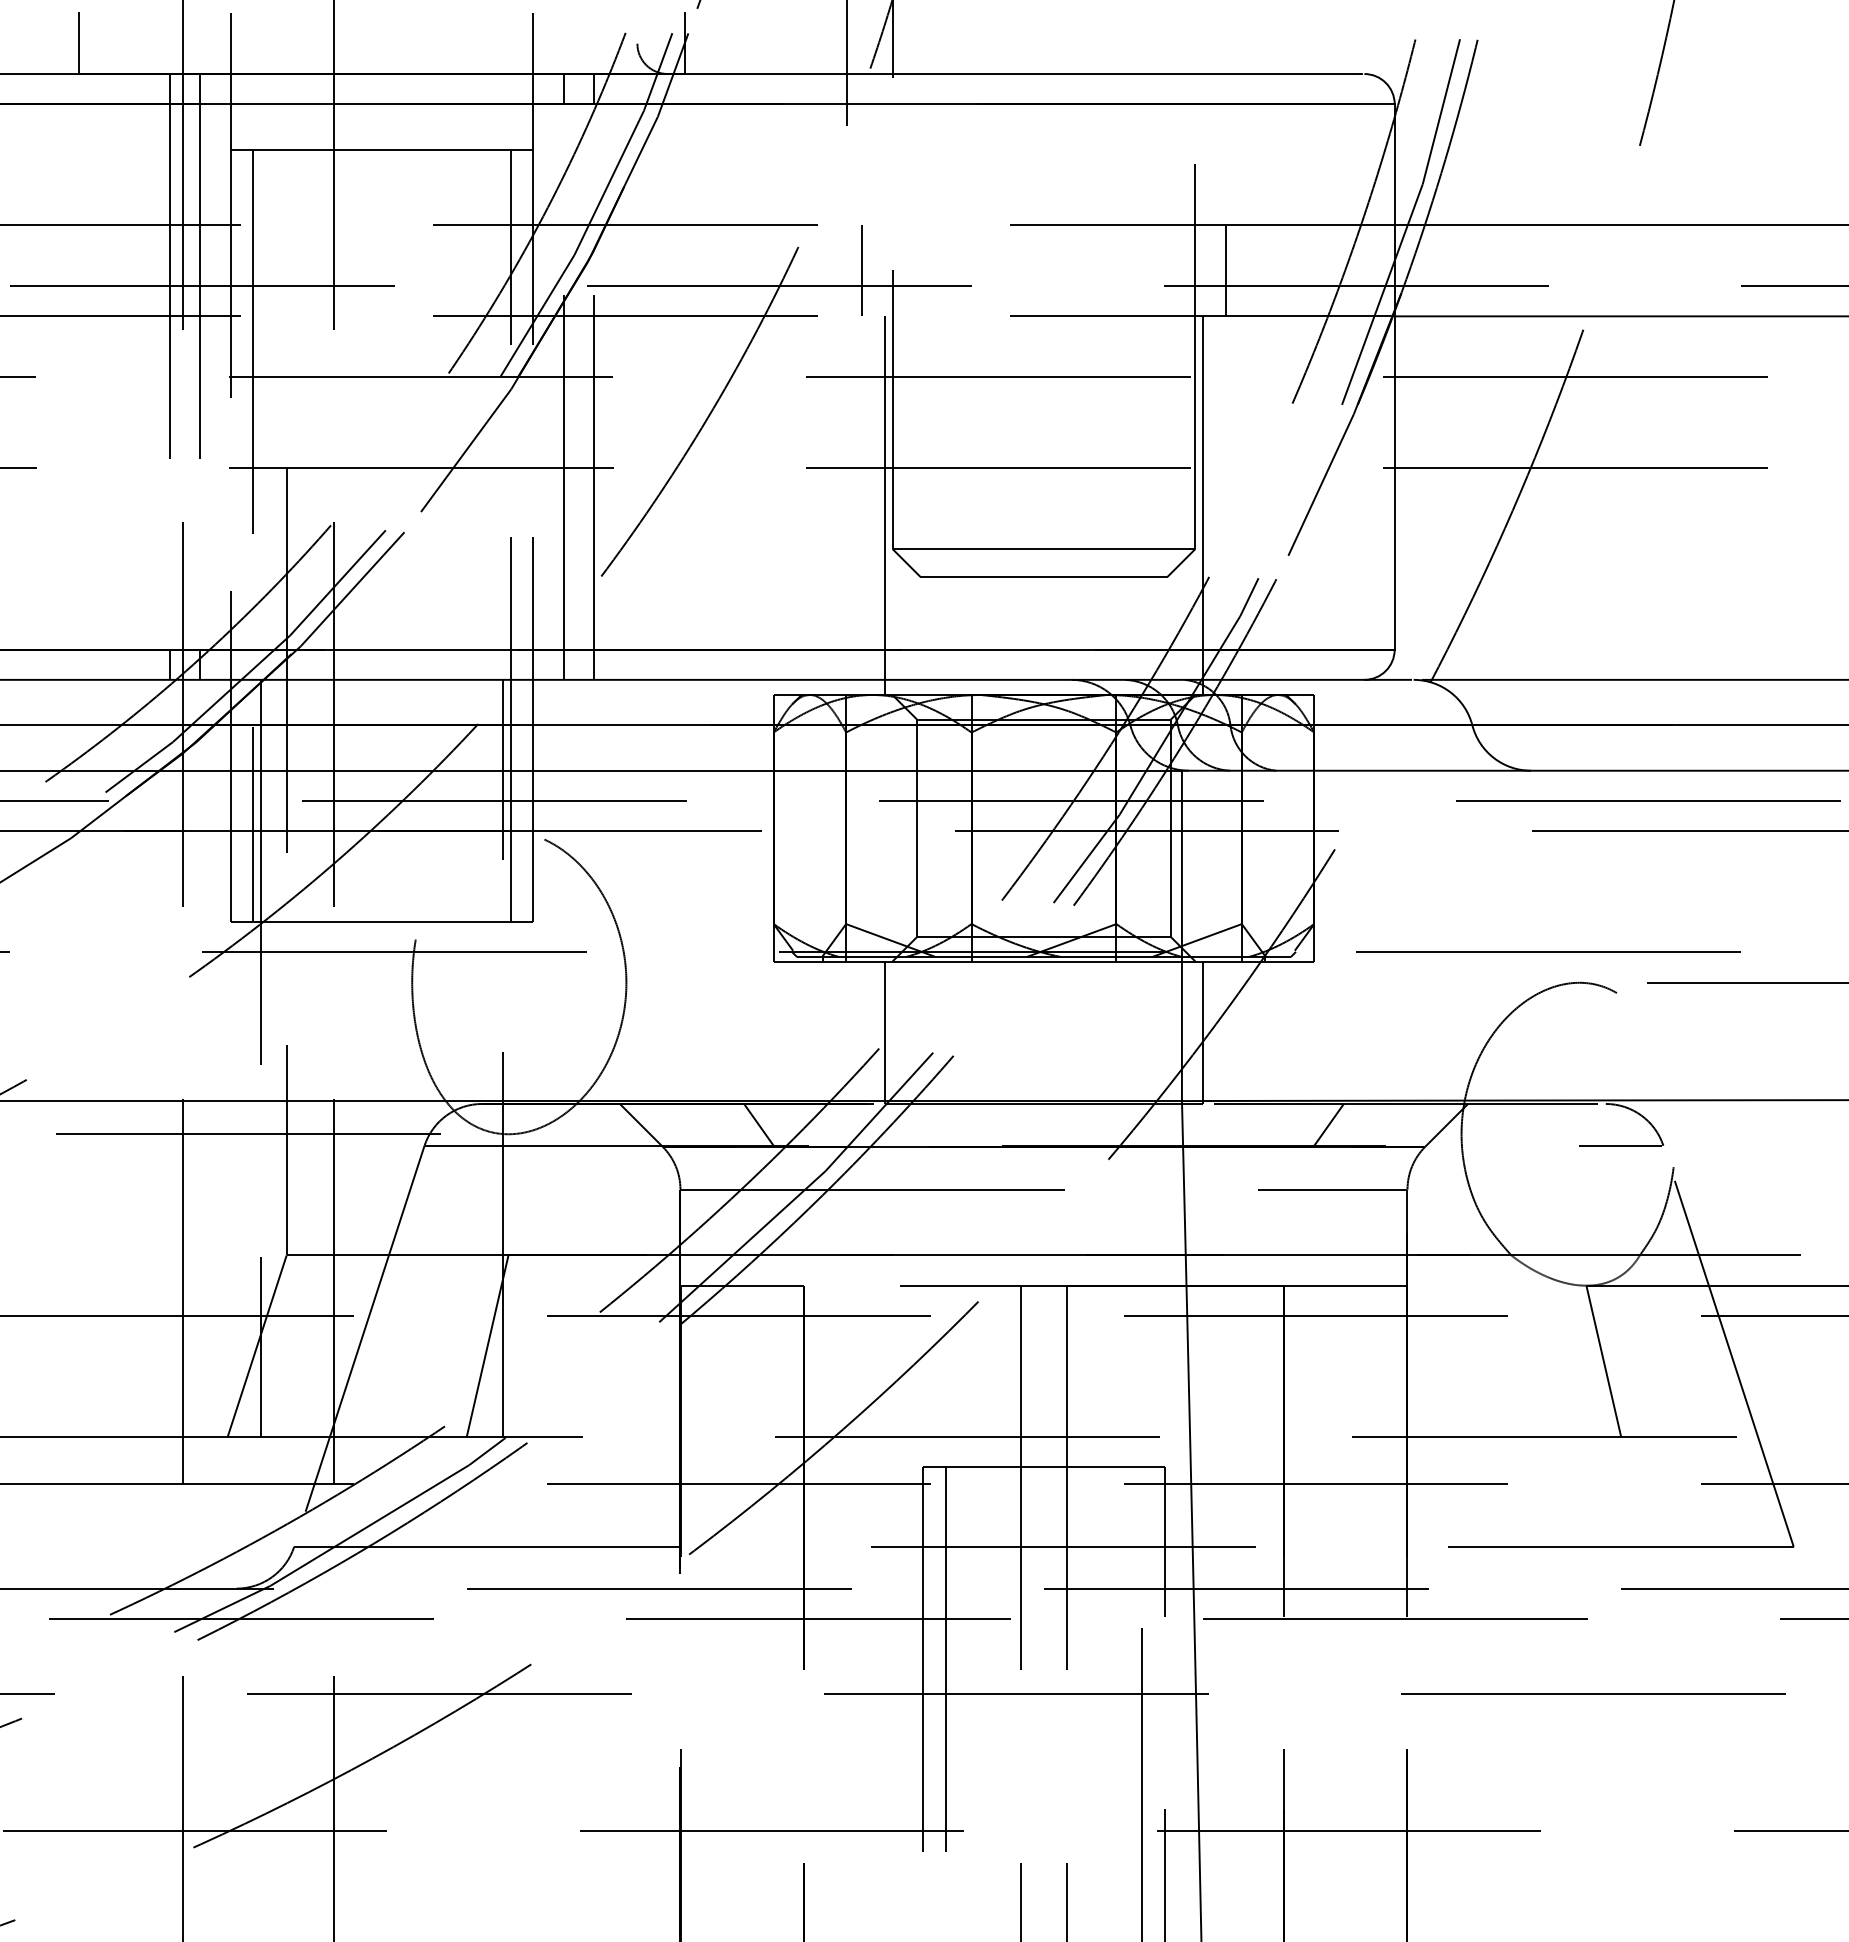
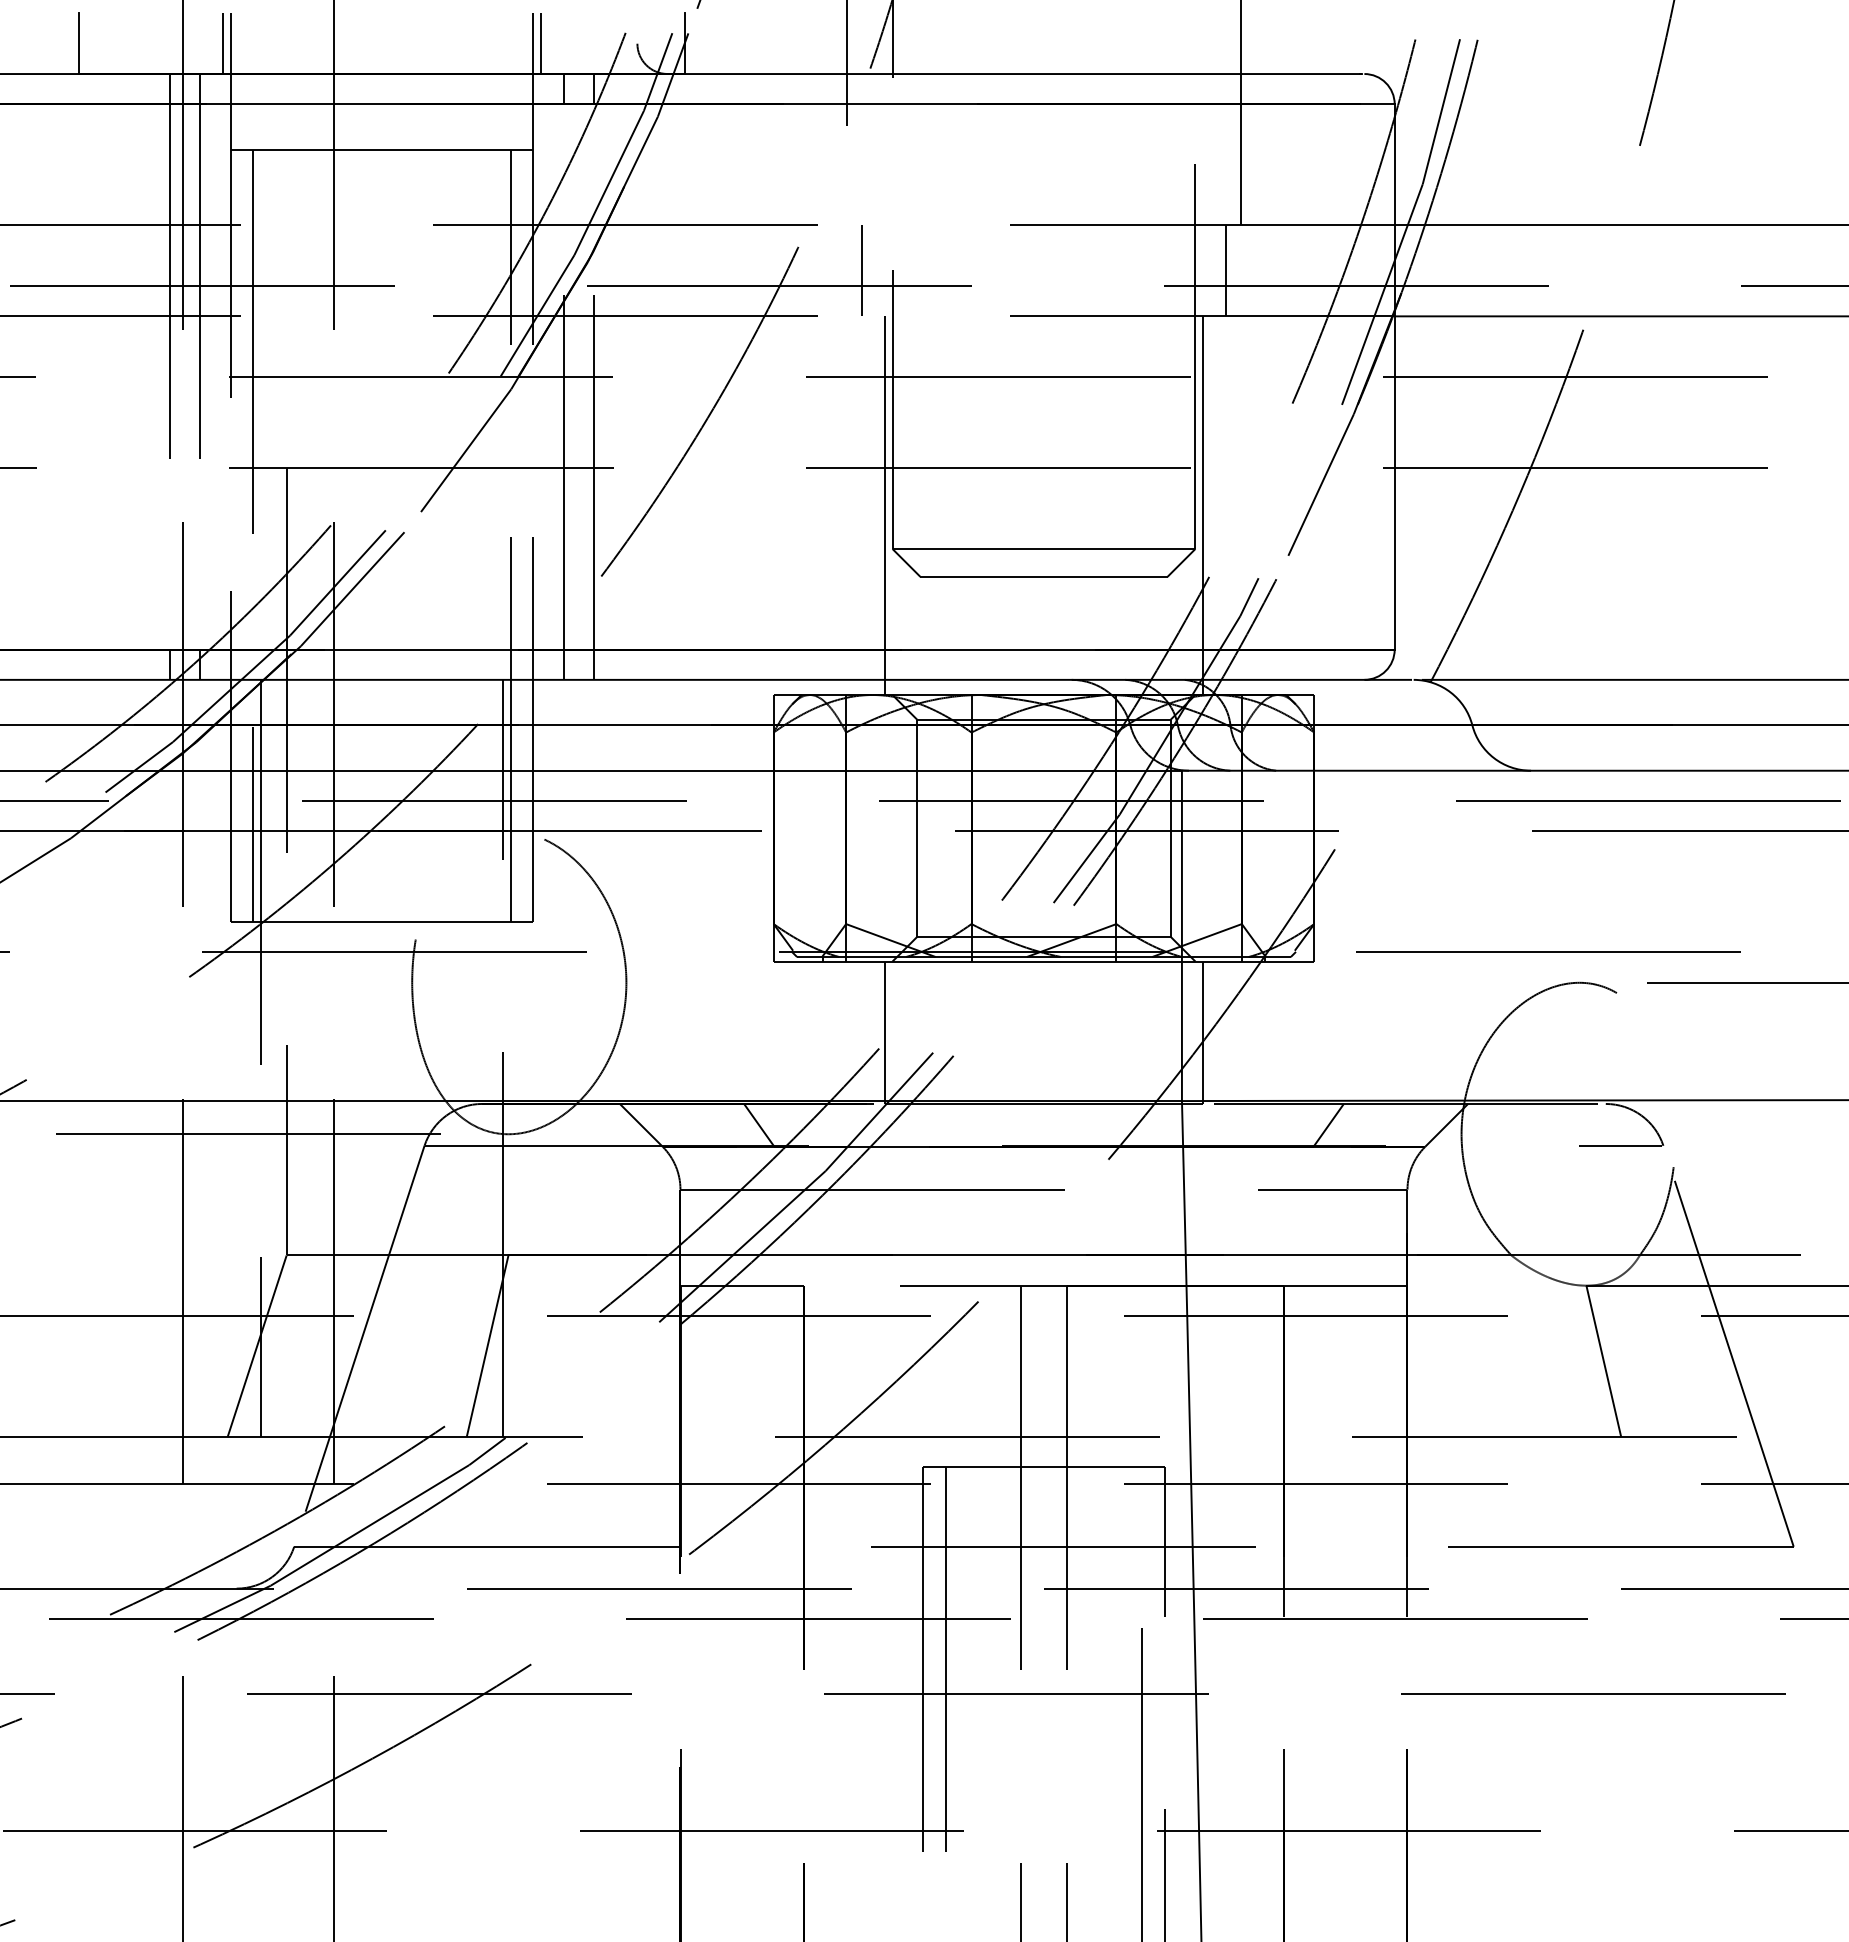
line: none -> present (222, 43)
line: none -> present (541, 43)
line: none -> present (1240, 113)
